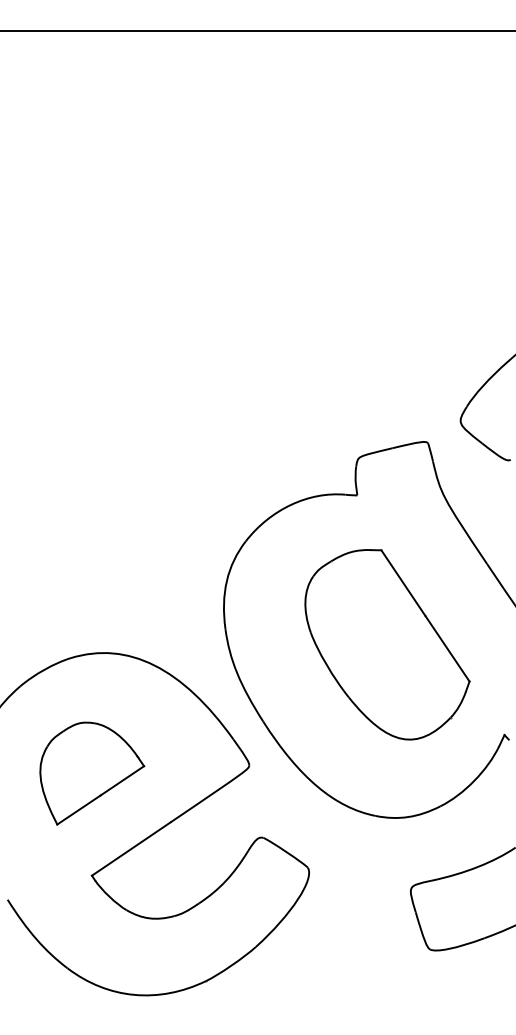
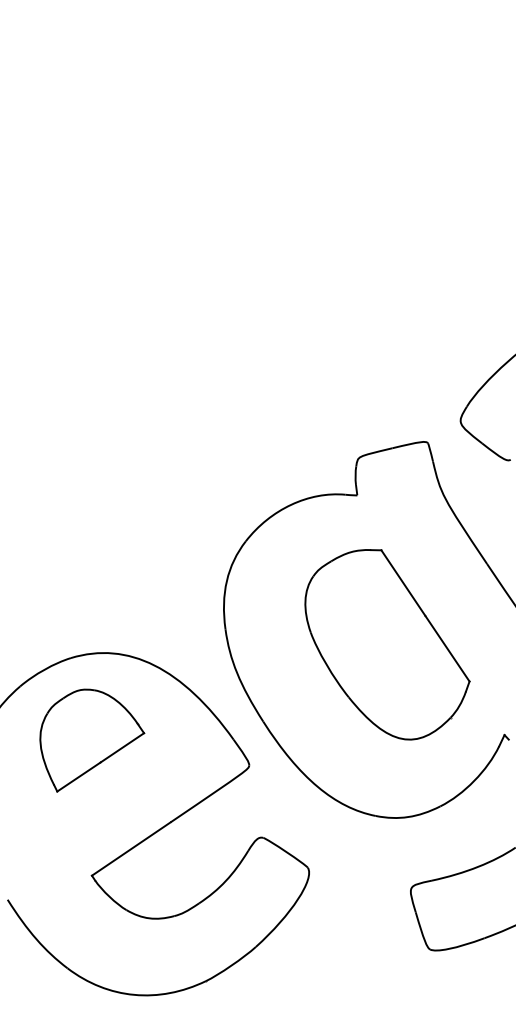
line: present -> none (257, 31)
part position: (92, 773) -> (92, 740) (92, 740)
